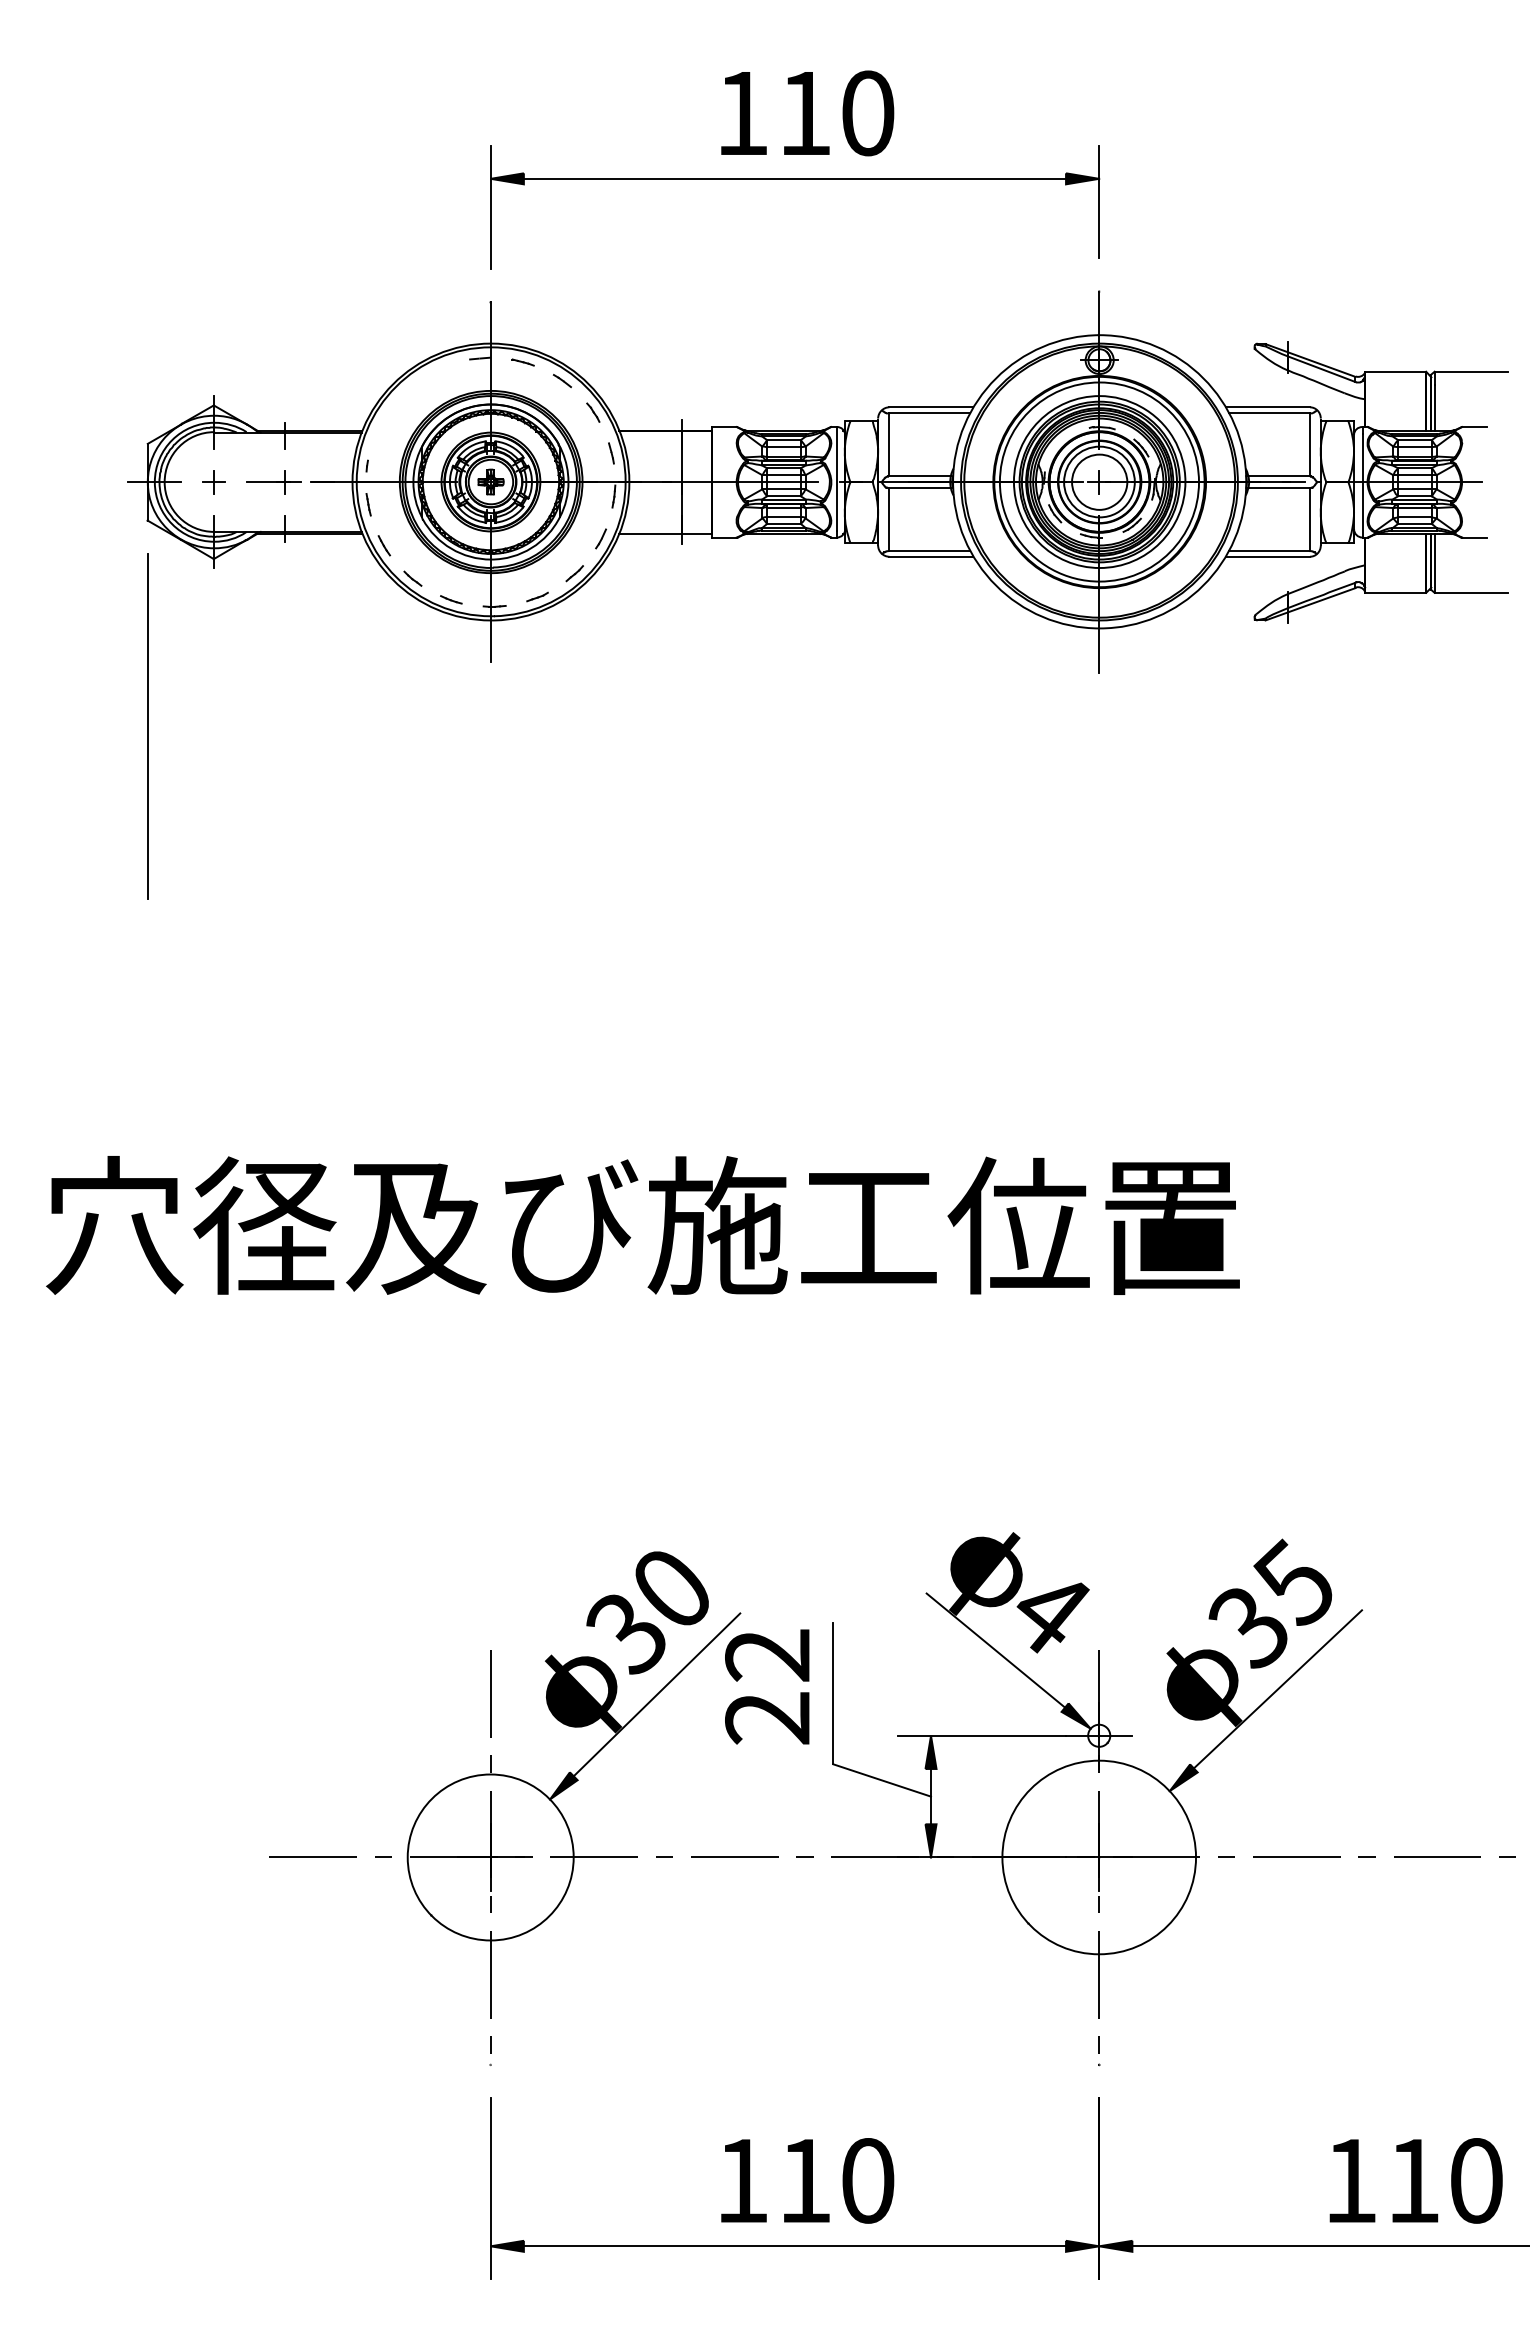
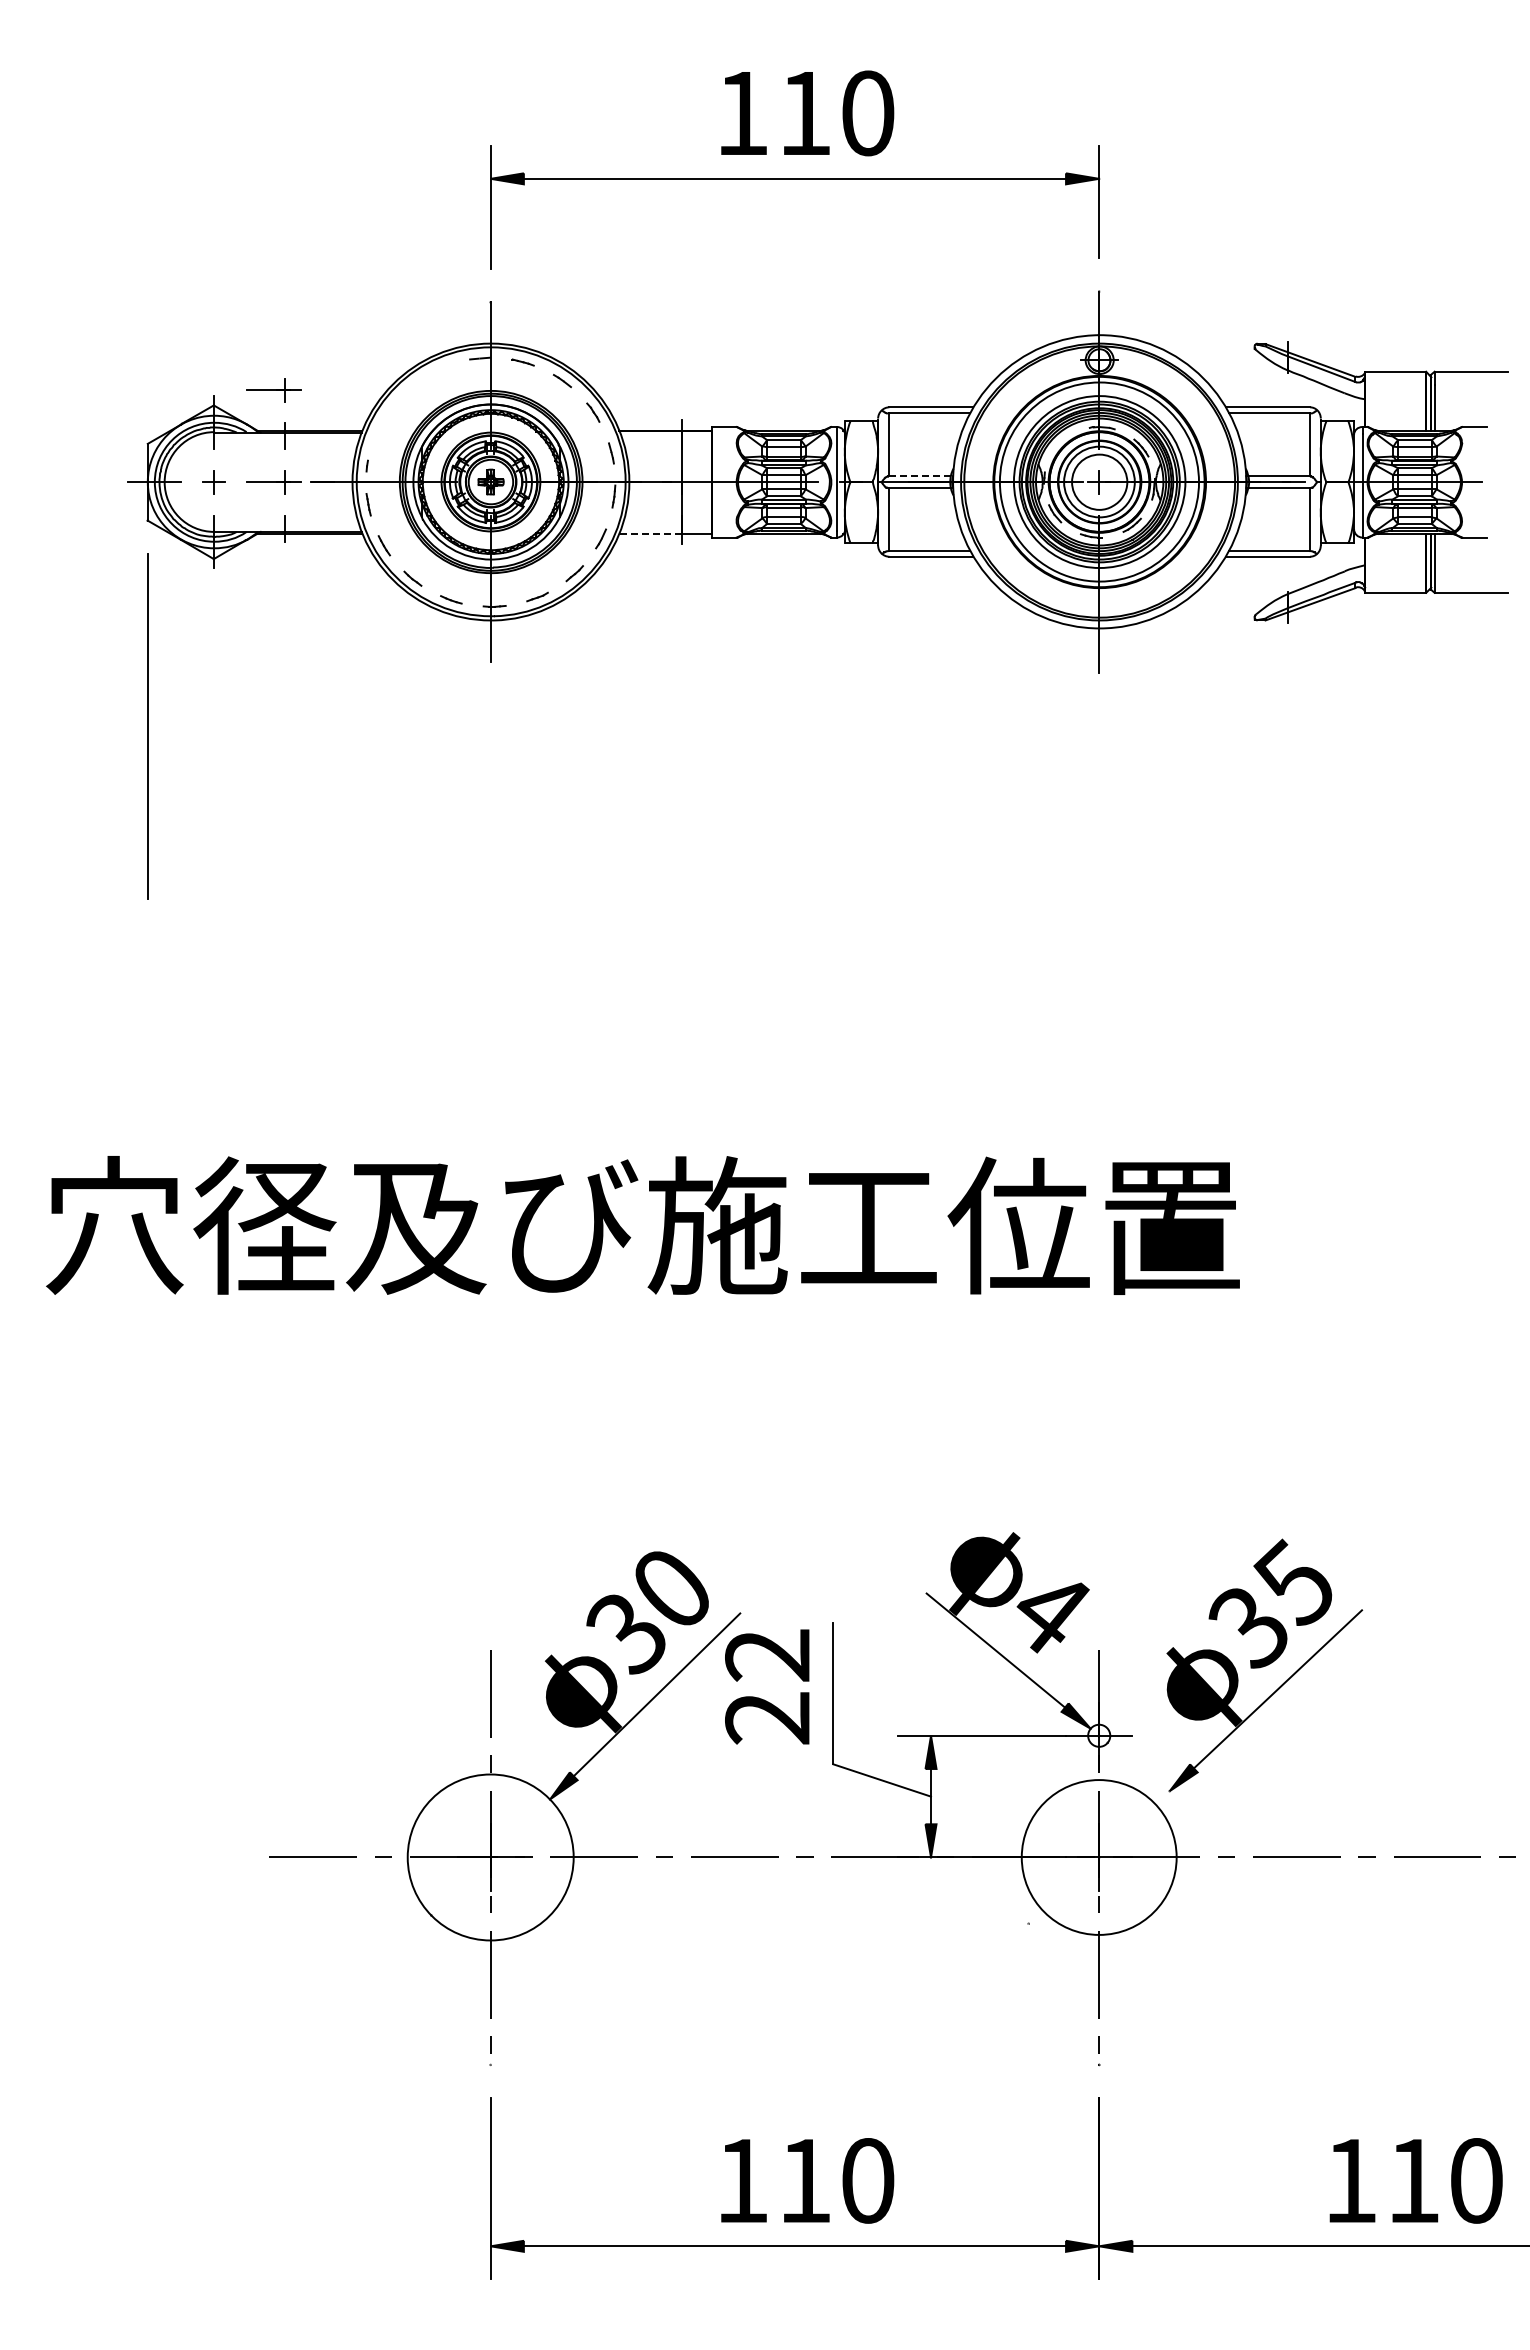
part: none -> present (273, 390)
line: solid -> dashed (919, 476)
line: solid -> dashed (650, 533)
circle diameter: 194 px -> 155 px (1098, 1857)
